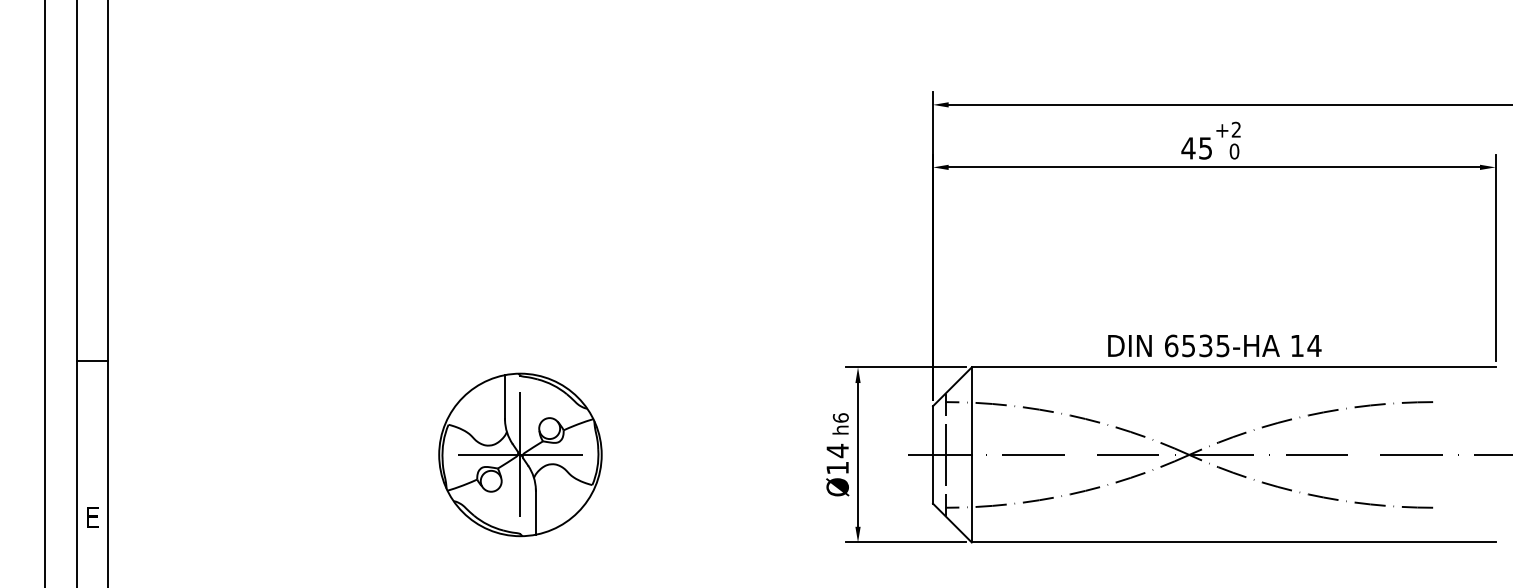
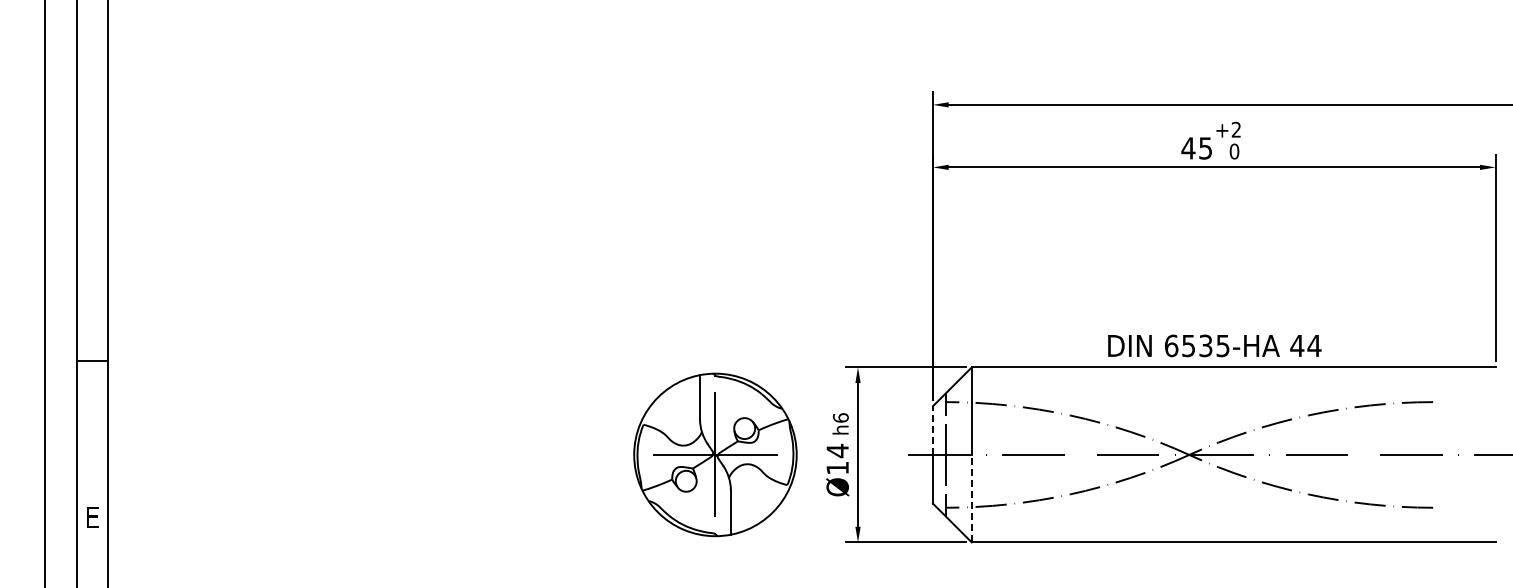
text: 14 -> 44 (1297, 345)
line: solid -> dashed (933, 430)
part position: (520, 454) -> (715, 454) (715, 454)
line: solid -> dashed (971, 498)
